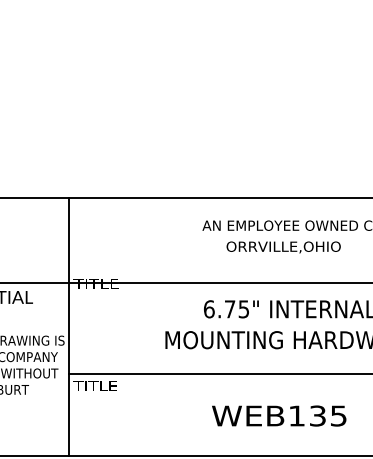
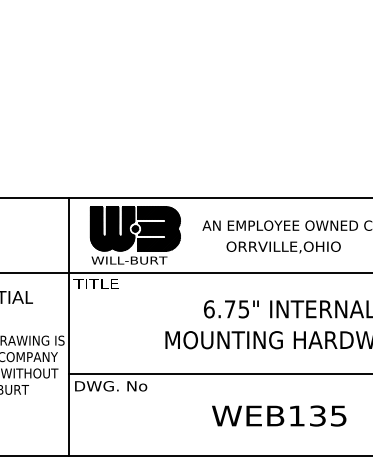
part: none -> present (134, 235)
line position: (185, 282) -> (185, 272) (185, 272)
text: TITLE -> DWG. No (110, 386)
